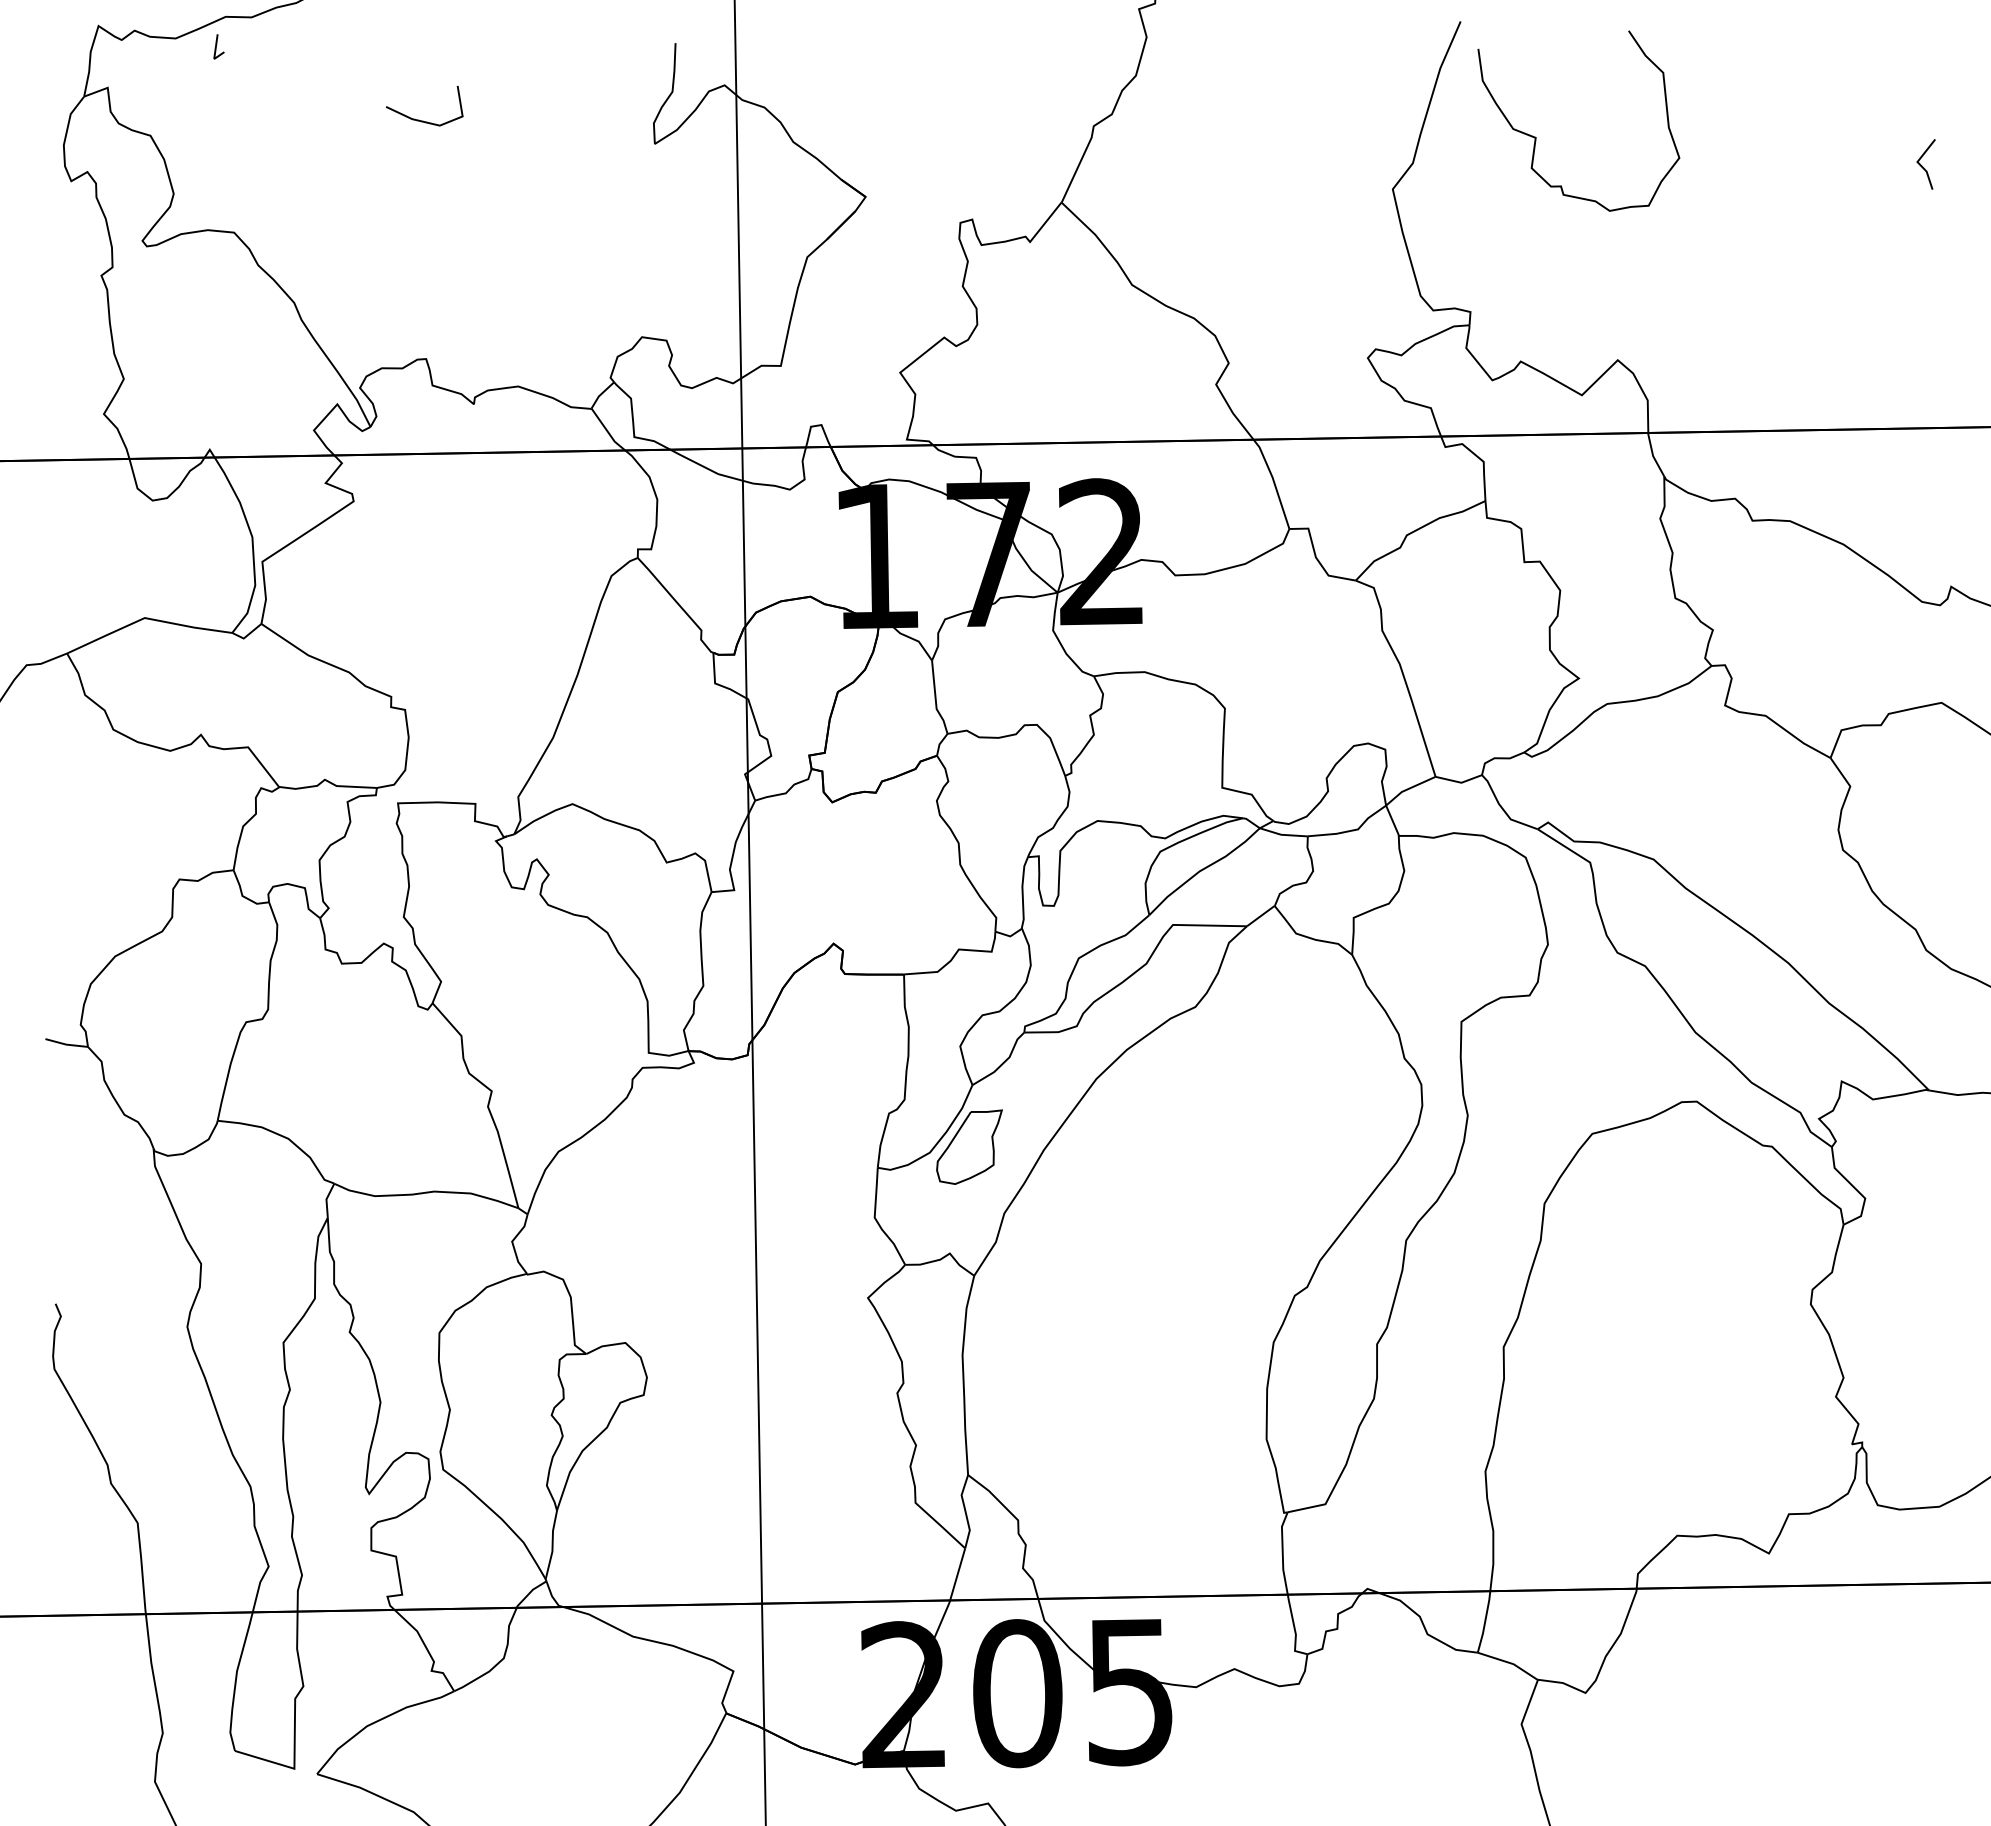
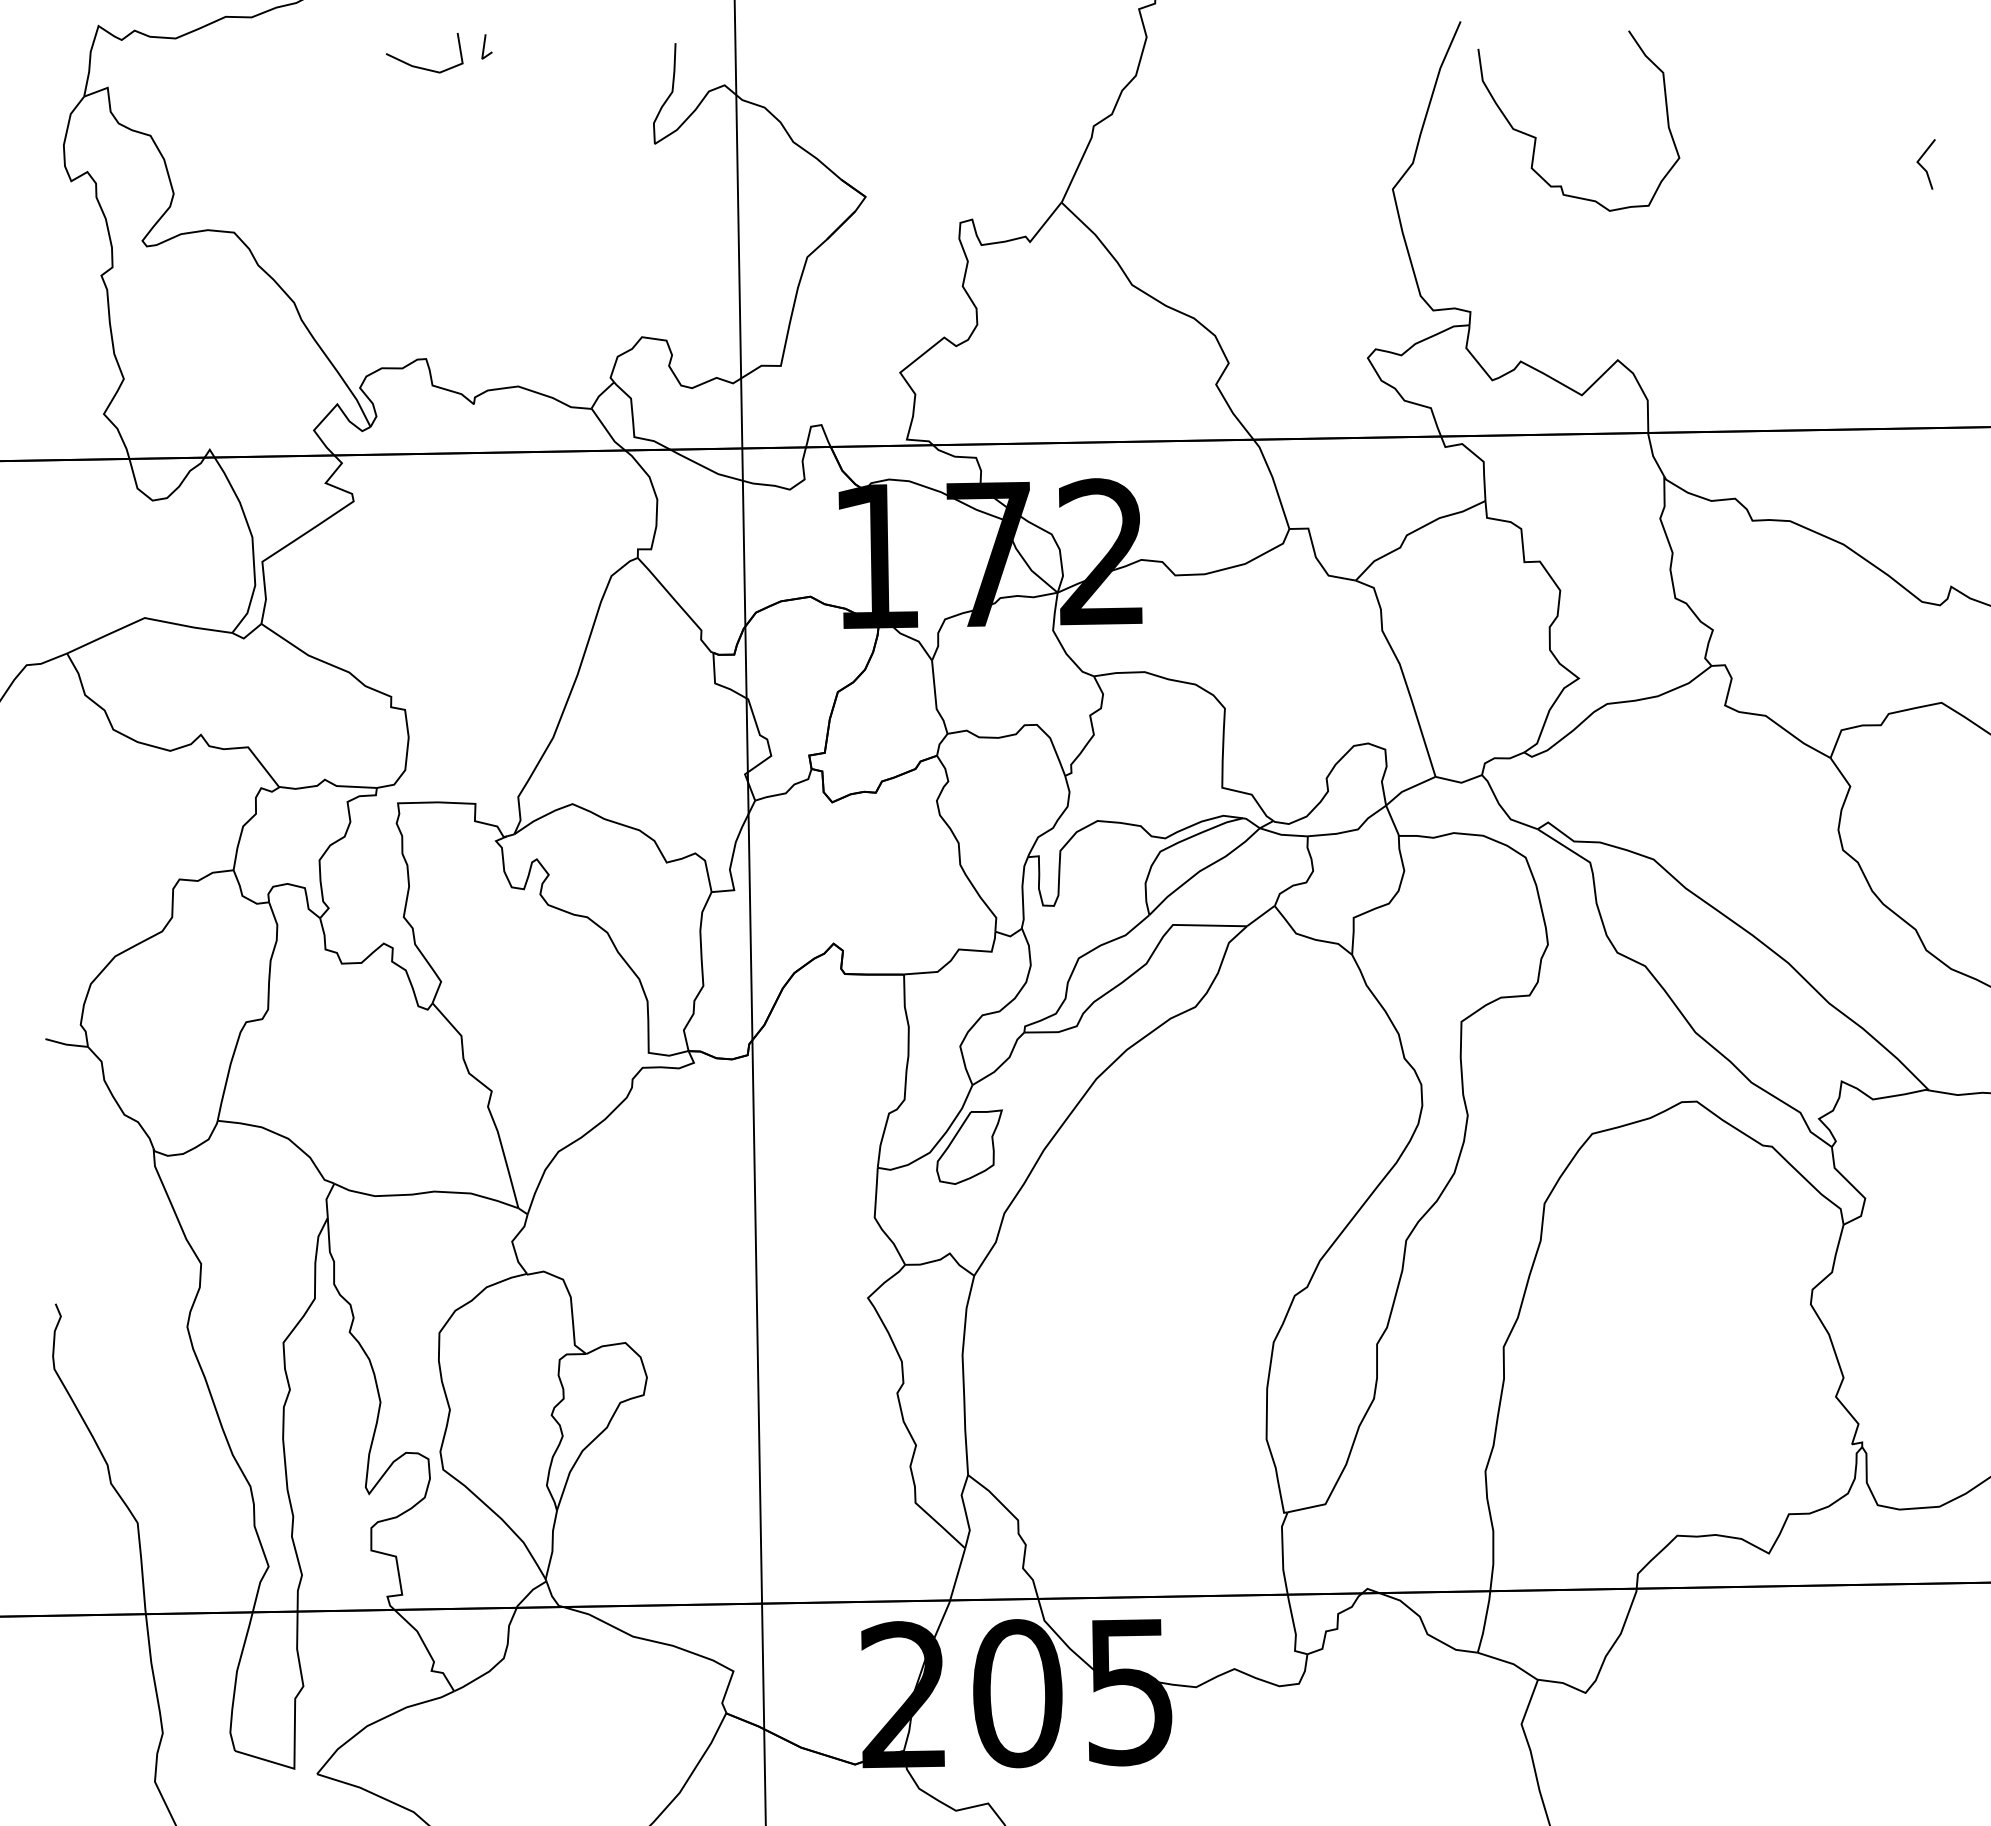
line position: (216, 46) -> (484, 46) (484, 46)
line position: (419, 119) -> (419, 66) (419, 66)
